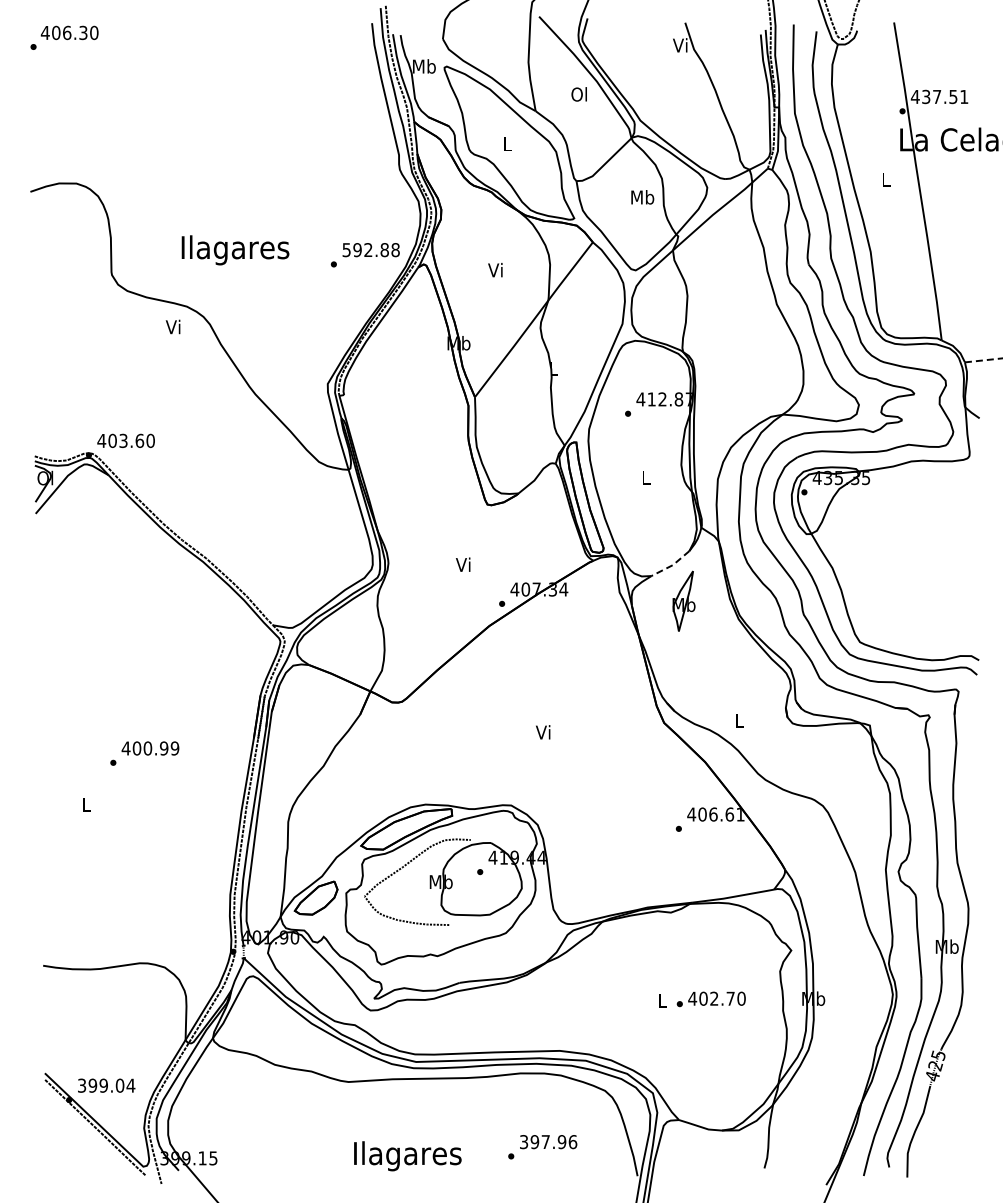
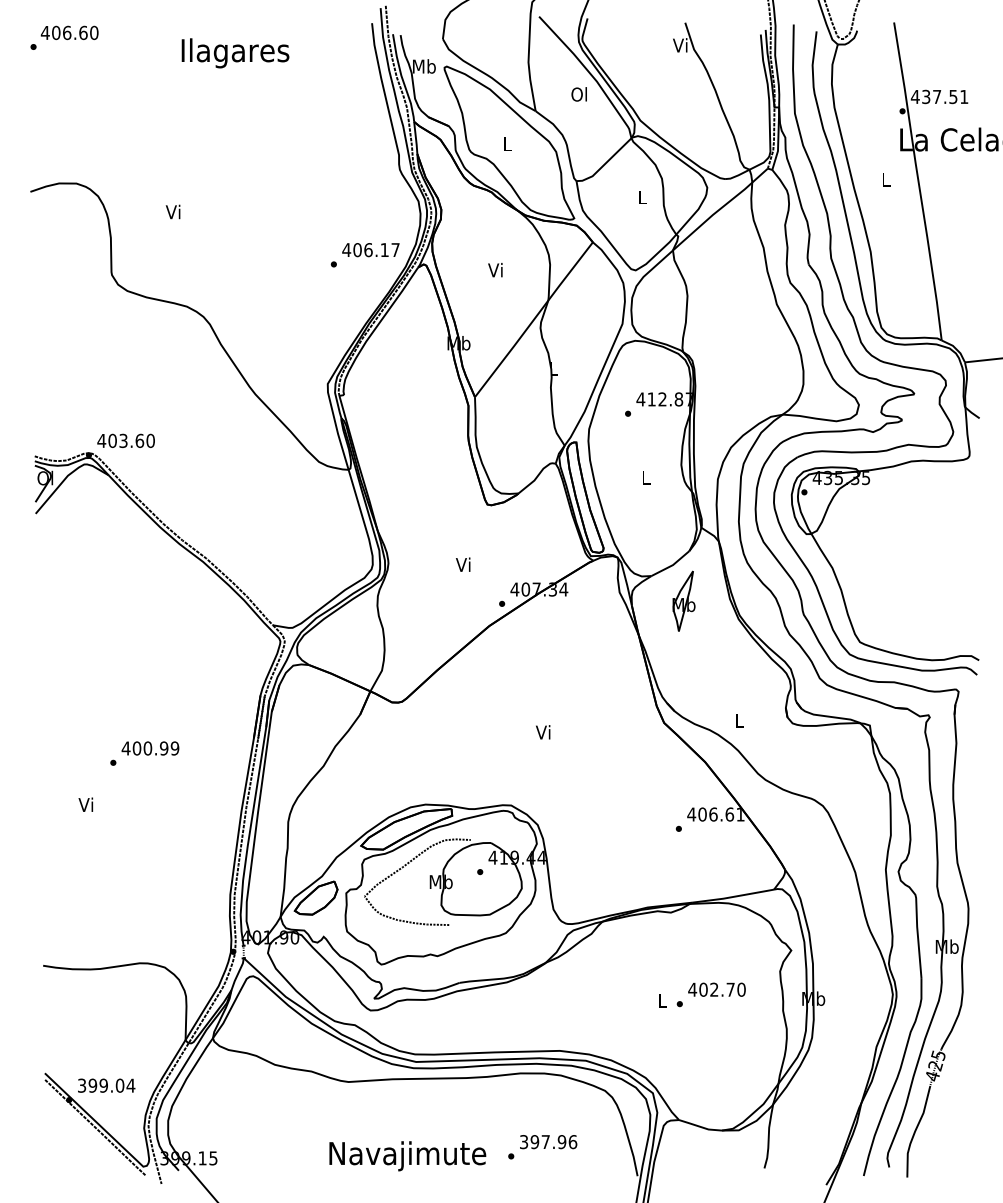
text: 406.30 -> 406.60 (83, 32)
text: Mb -> L (642, 197)
text position: (235, 250) -> (235, 53) (235, 53)
text: 592.88 -> 406.17 (370, 250)
text position: (172, 326) -> (172, 211) (172, 211)
line: dashed -> solid (983, 360)
line: dashed -> solid (672, 565)
text: L -> Vi (85, 804)
text position: (716, 998) -> (716, 989) (716, 989)
text: Ilagares -> Navajimute (407, 1156)
